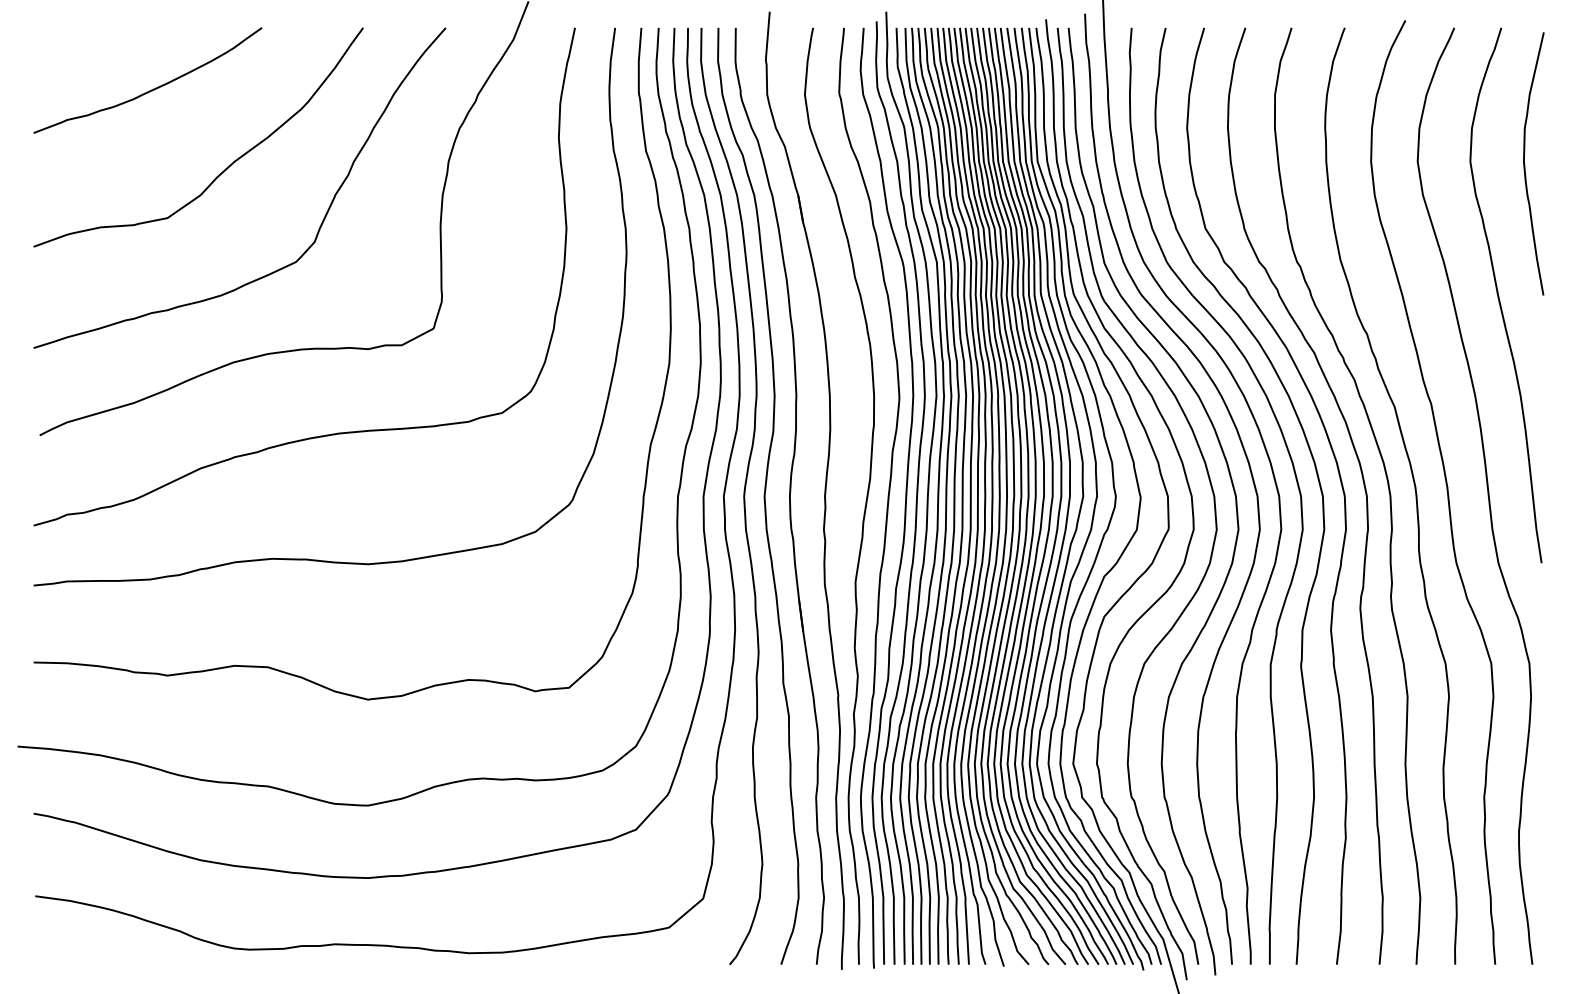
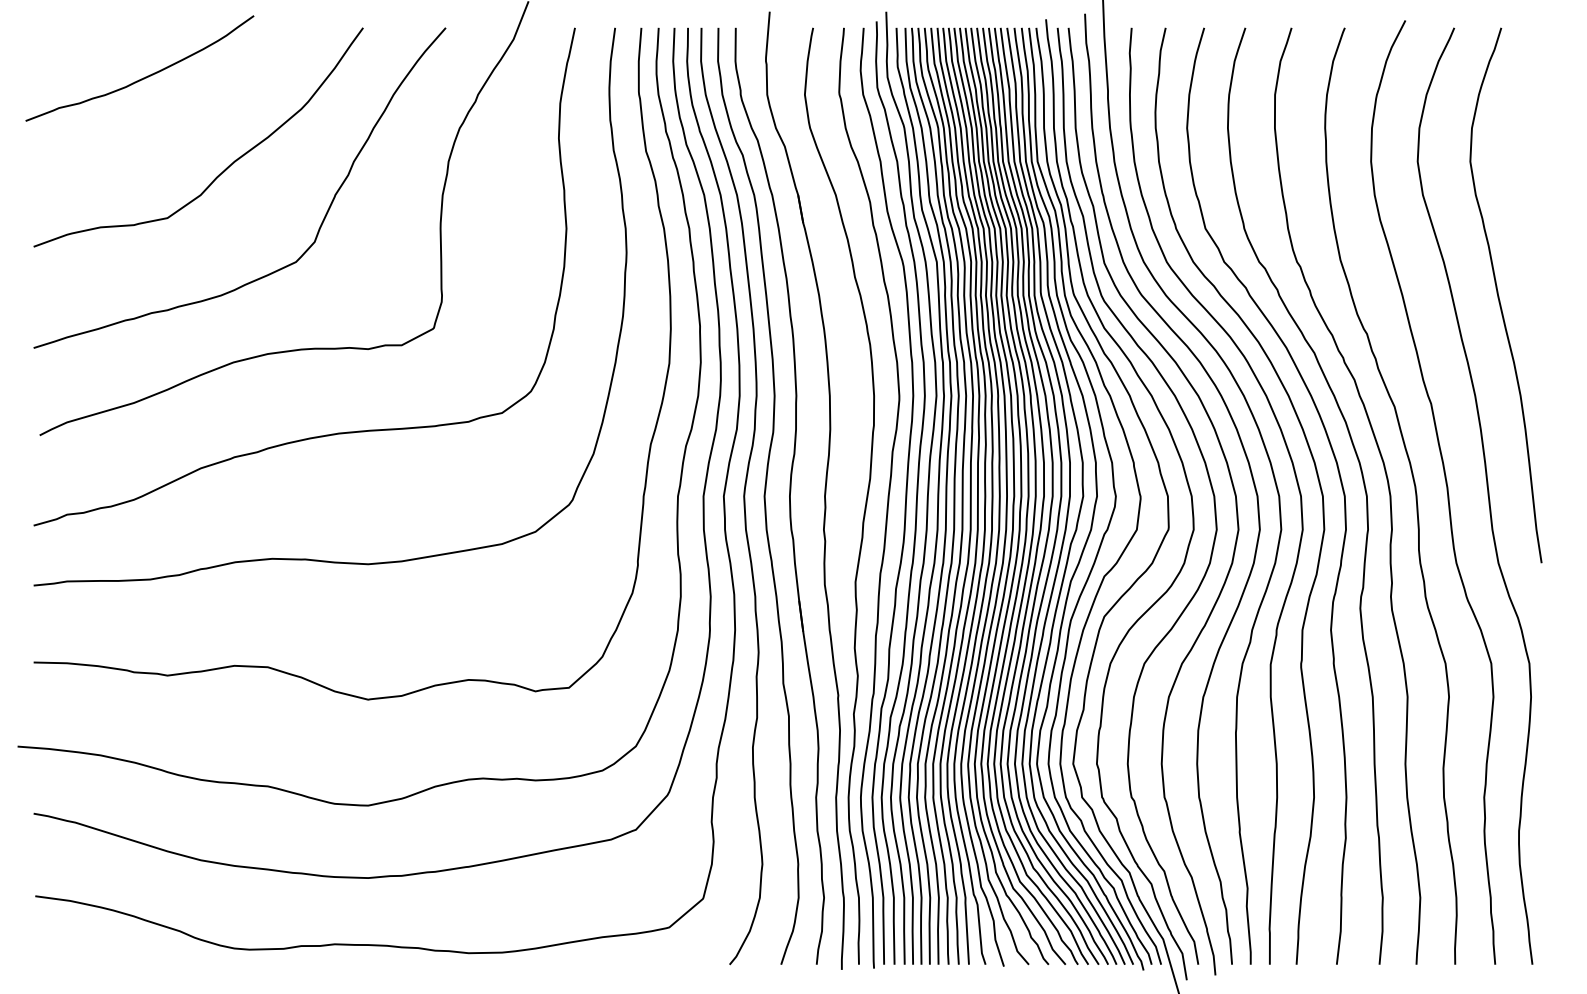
curve position: (151, 89) -> (143, 77) (143, 77)
curve: present -> none (1525, 164)
